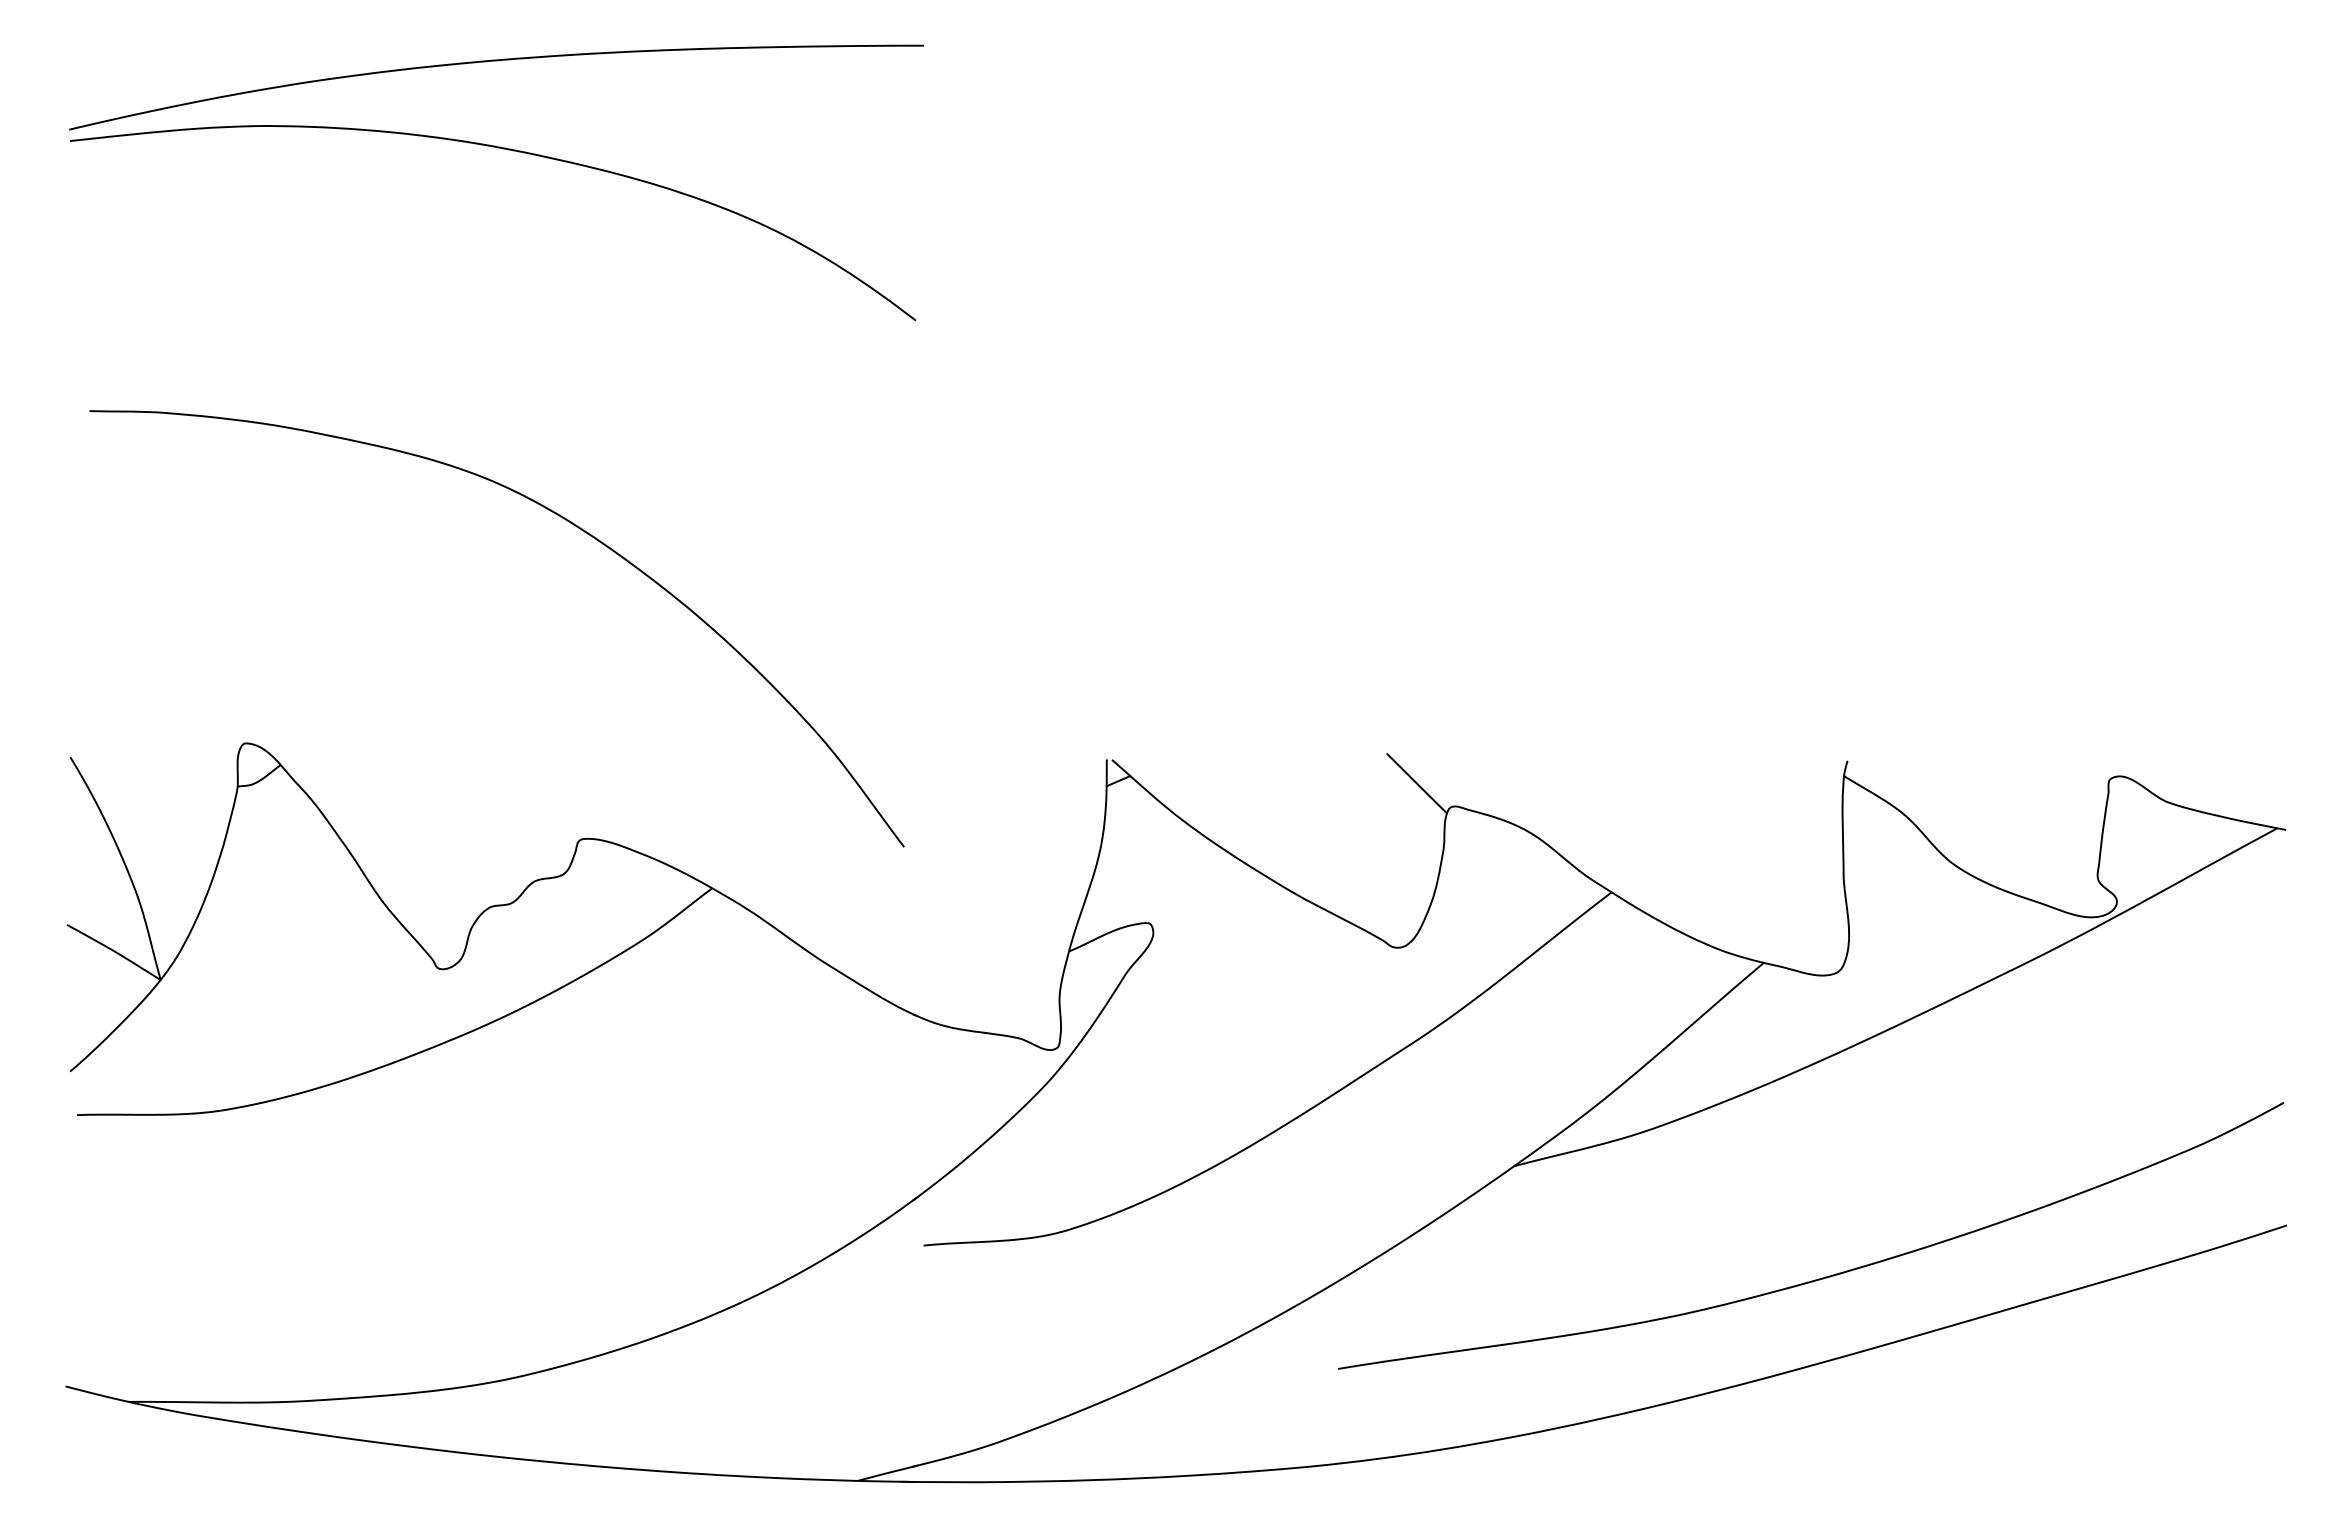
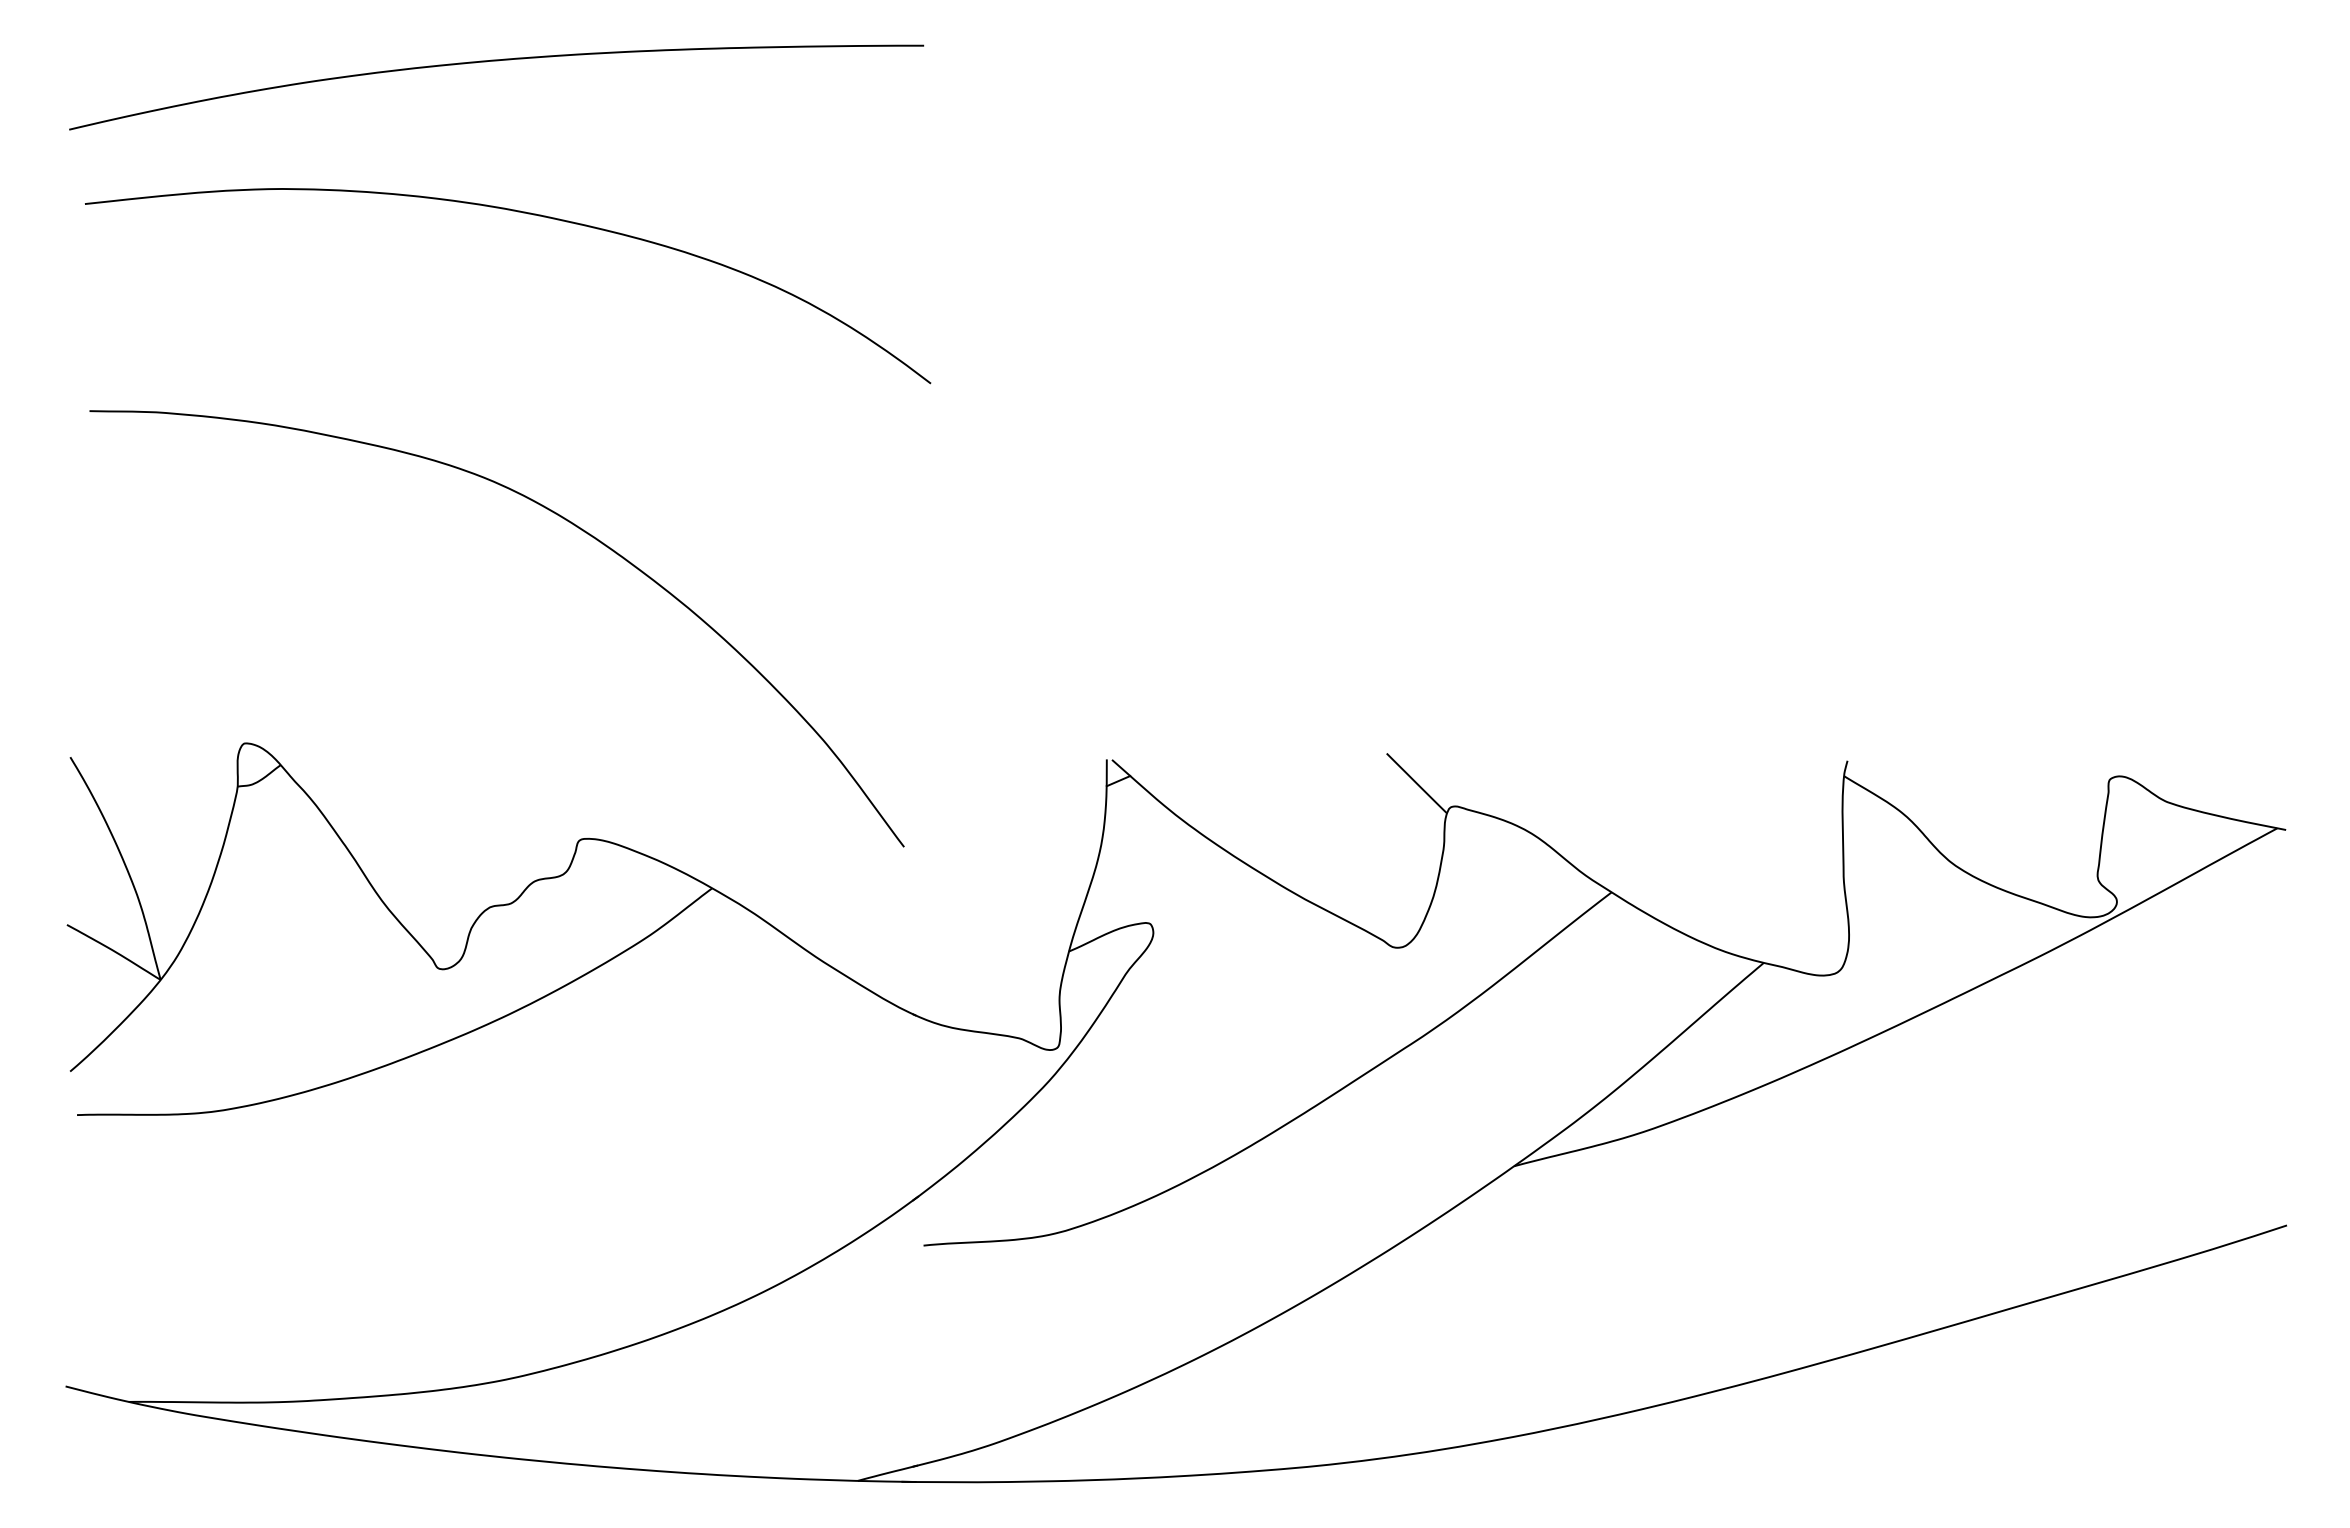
curve position: (508, 150) -> (523, 213) (523, 213)
curve: present -> none (1821, 1277)
